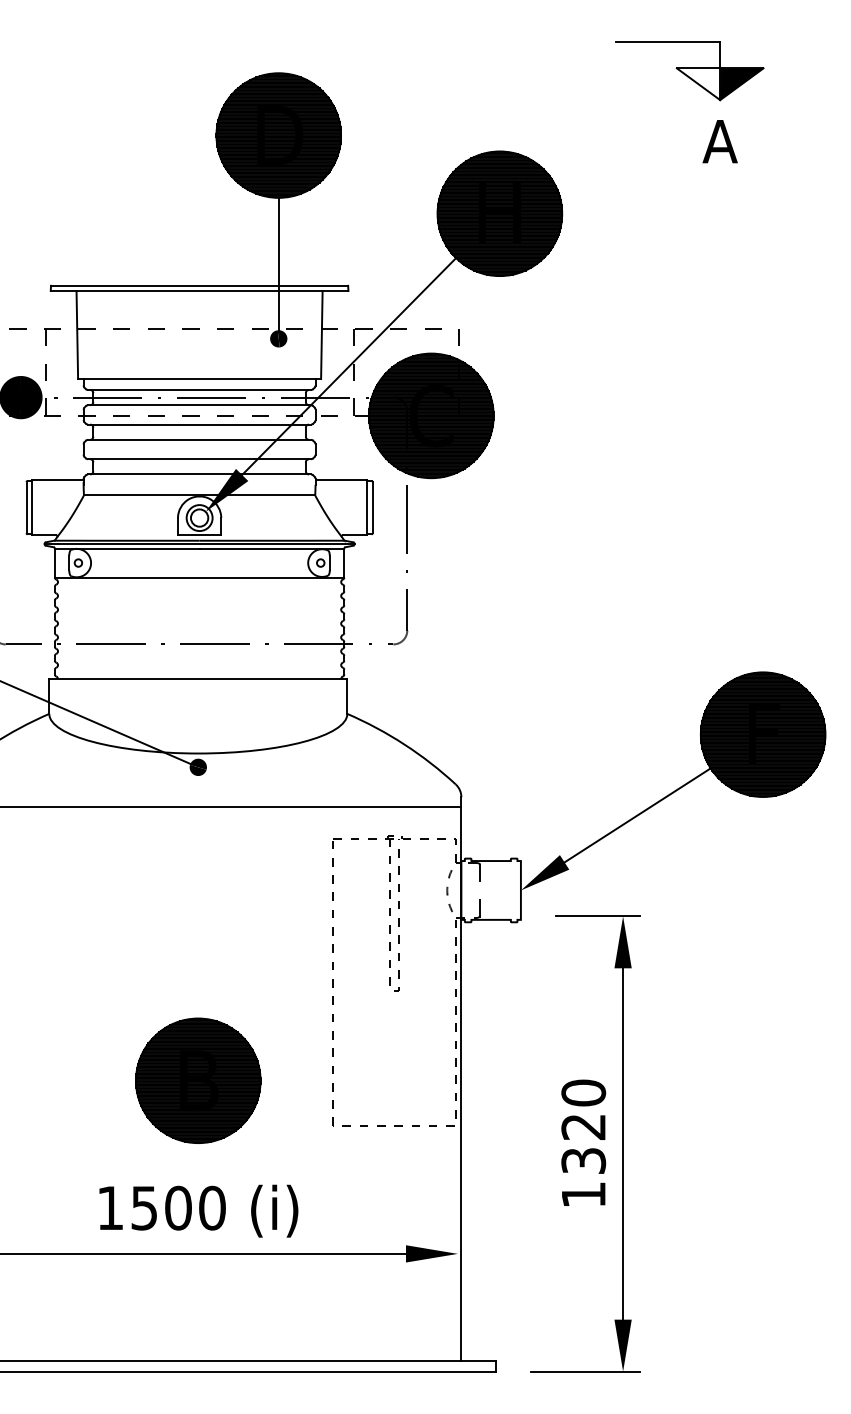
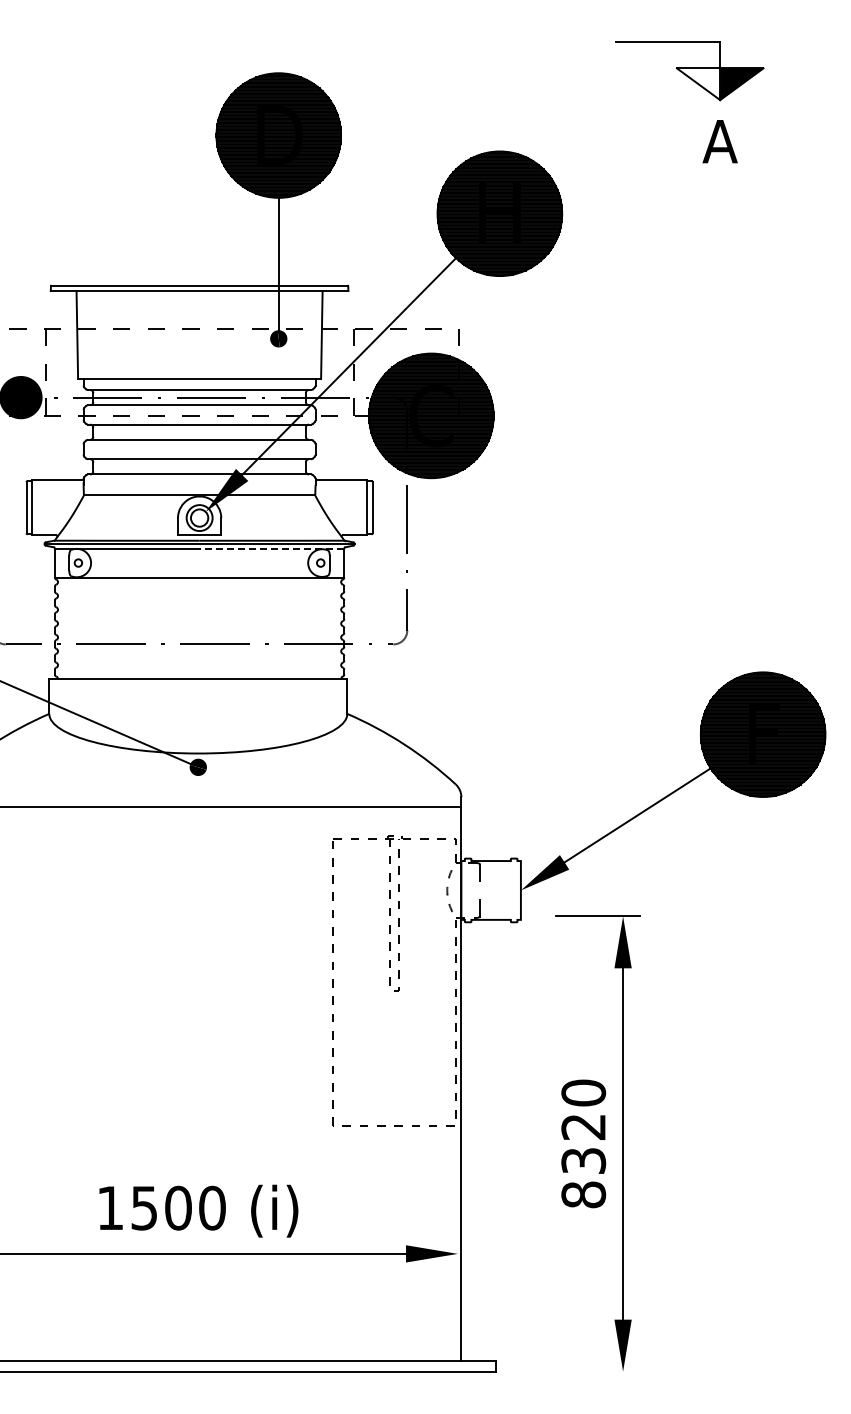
line: solid -> dashed (271, 548)
part: present -> none (198, 1080)
text: 1320 -> 8320 (583, 1194)
line: present -> none (585, 1371)
